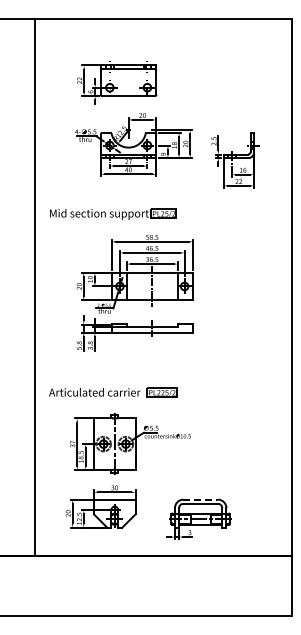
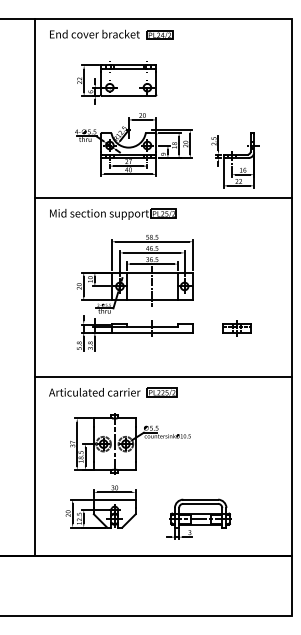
part: none -> present (111, 34)
line: none -> present (162, 198)
part: none -> present (236, 328)
line: none -> present (162, 377)
line: dashed -> solid (201, 499)
